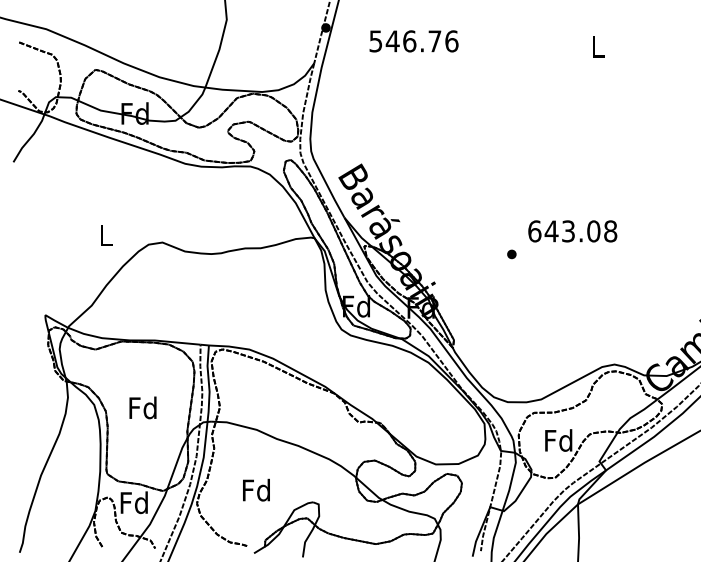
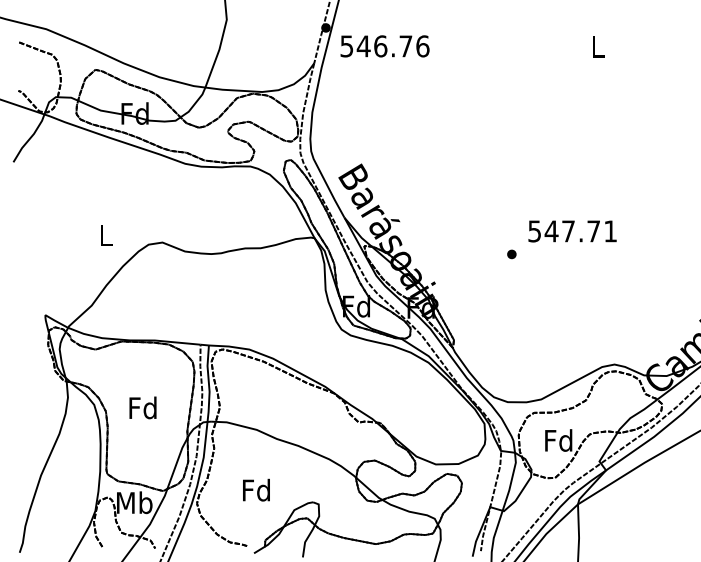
text position: (413, 41) -> (384, 46) (384, 46)
text: 643.08 -> 547.71 (572, 231)
text: Fd -> Mb (134, 502)
